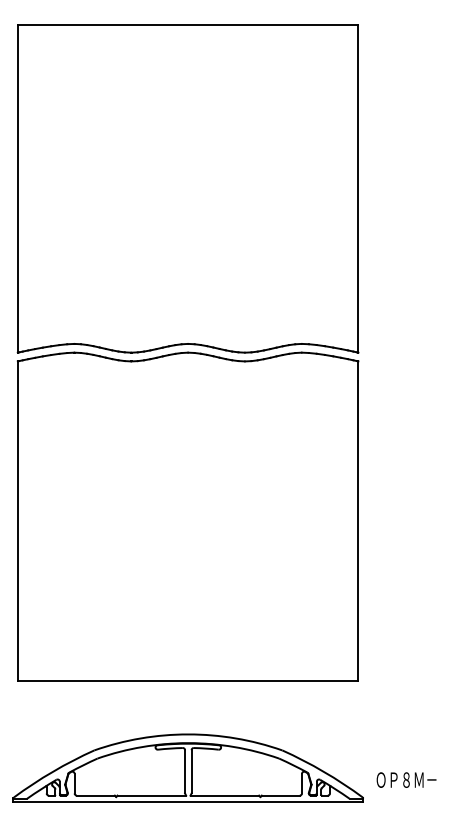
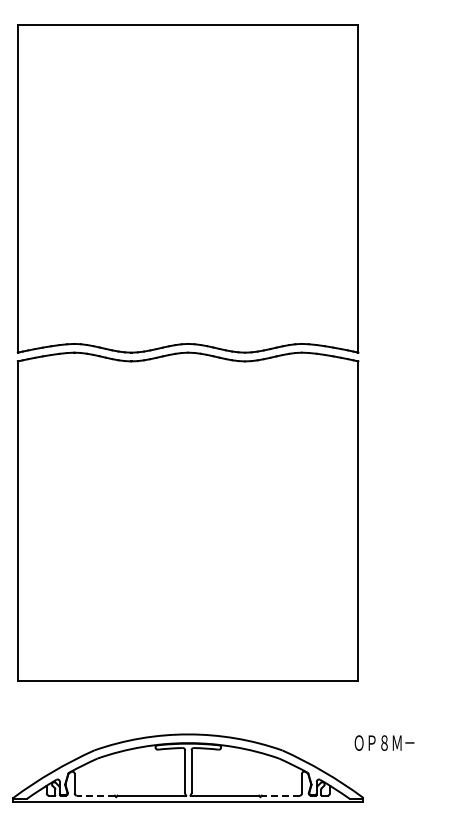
text position: (406, 779) -> (384, 742) (384, 742)
line: solid -> dashed (95, 795)
line: solid -> dashed (280, 795)
